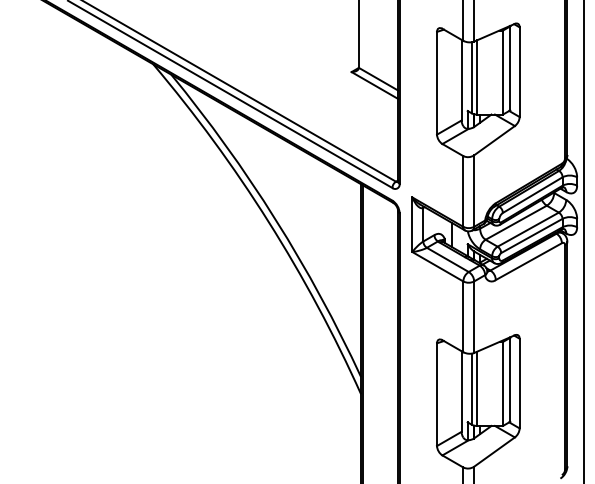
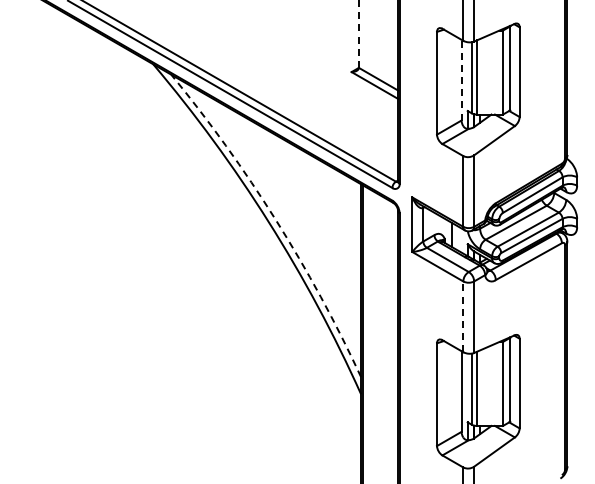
line: solid -> dashed (358, 33)
line: solid -> dashed (461, 79)
arc: solid -> dashed (275, 219)
line: present -> none (584, 241)
line: solid -> dashed (463, 316)
